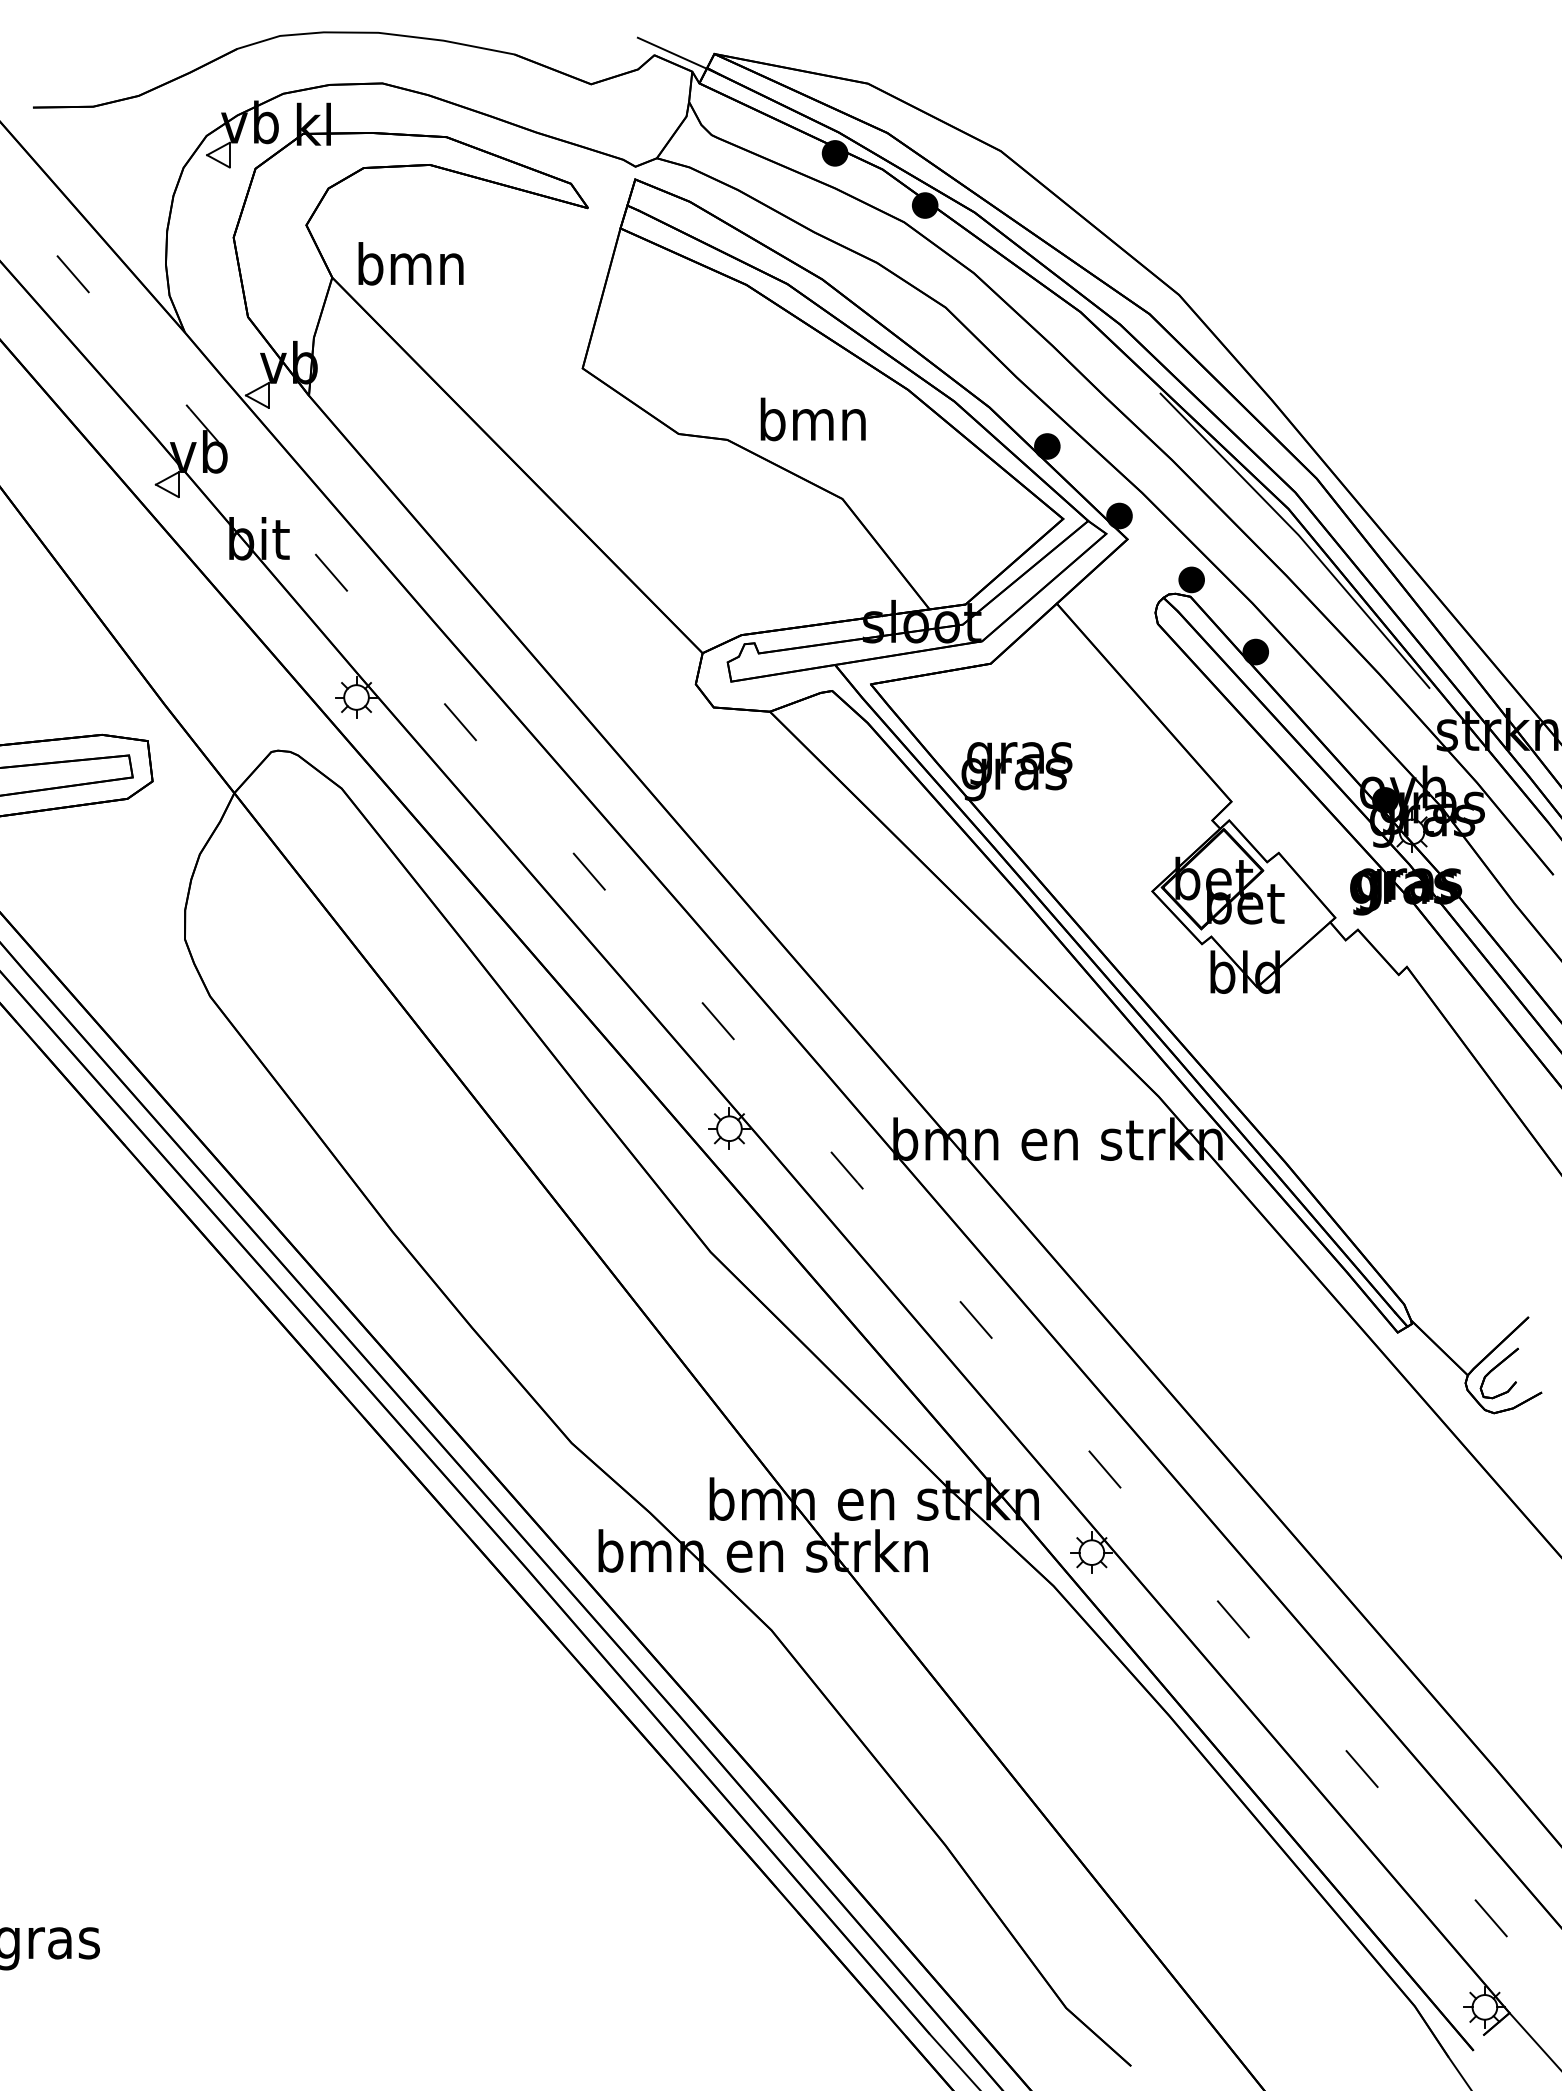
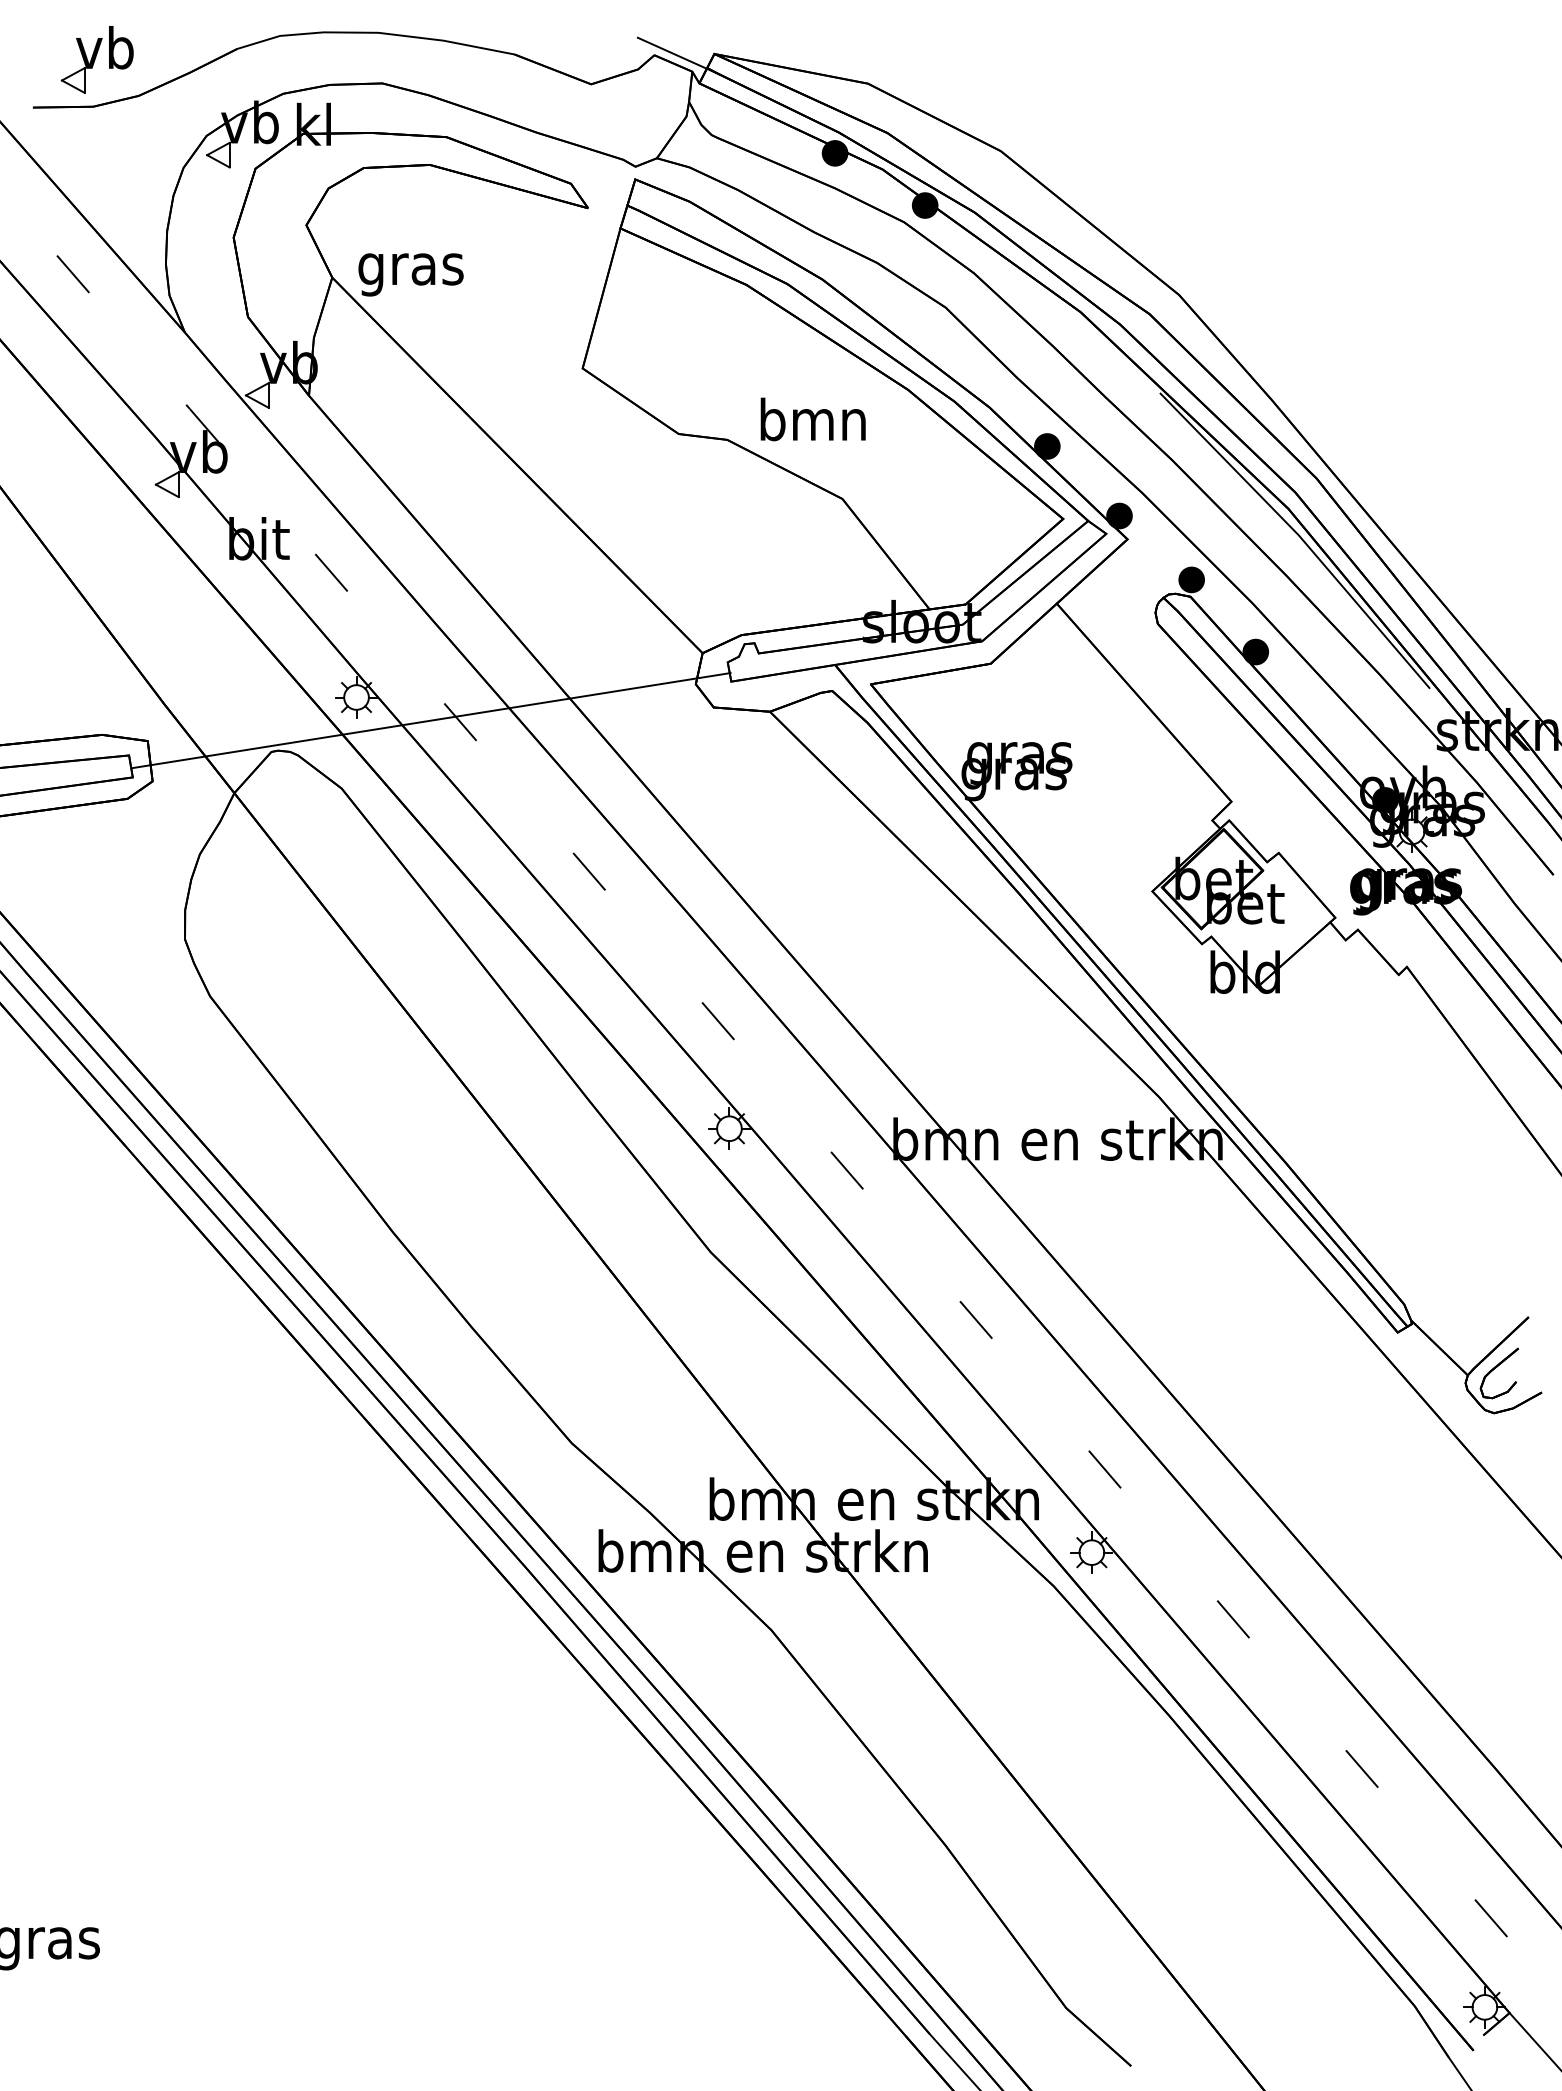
part: none -> present (96, 59)
text: bmn -> gras (410, 269)
line: none -> present (431, 720)
